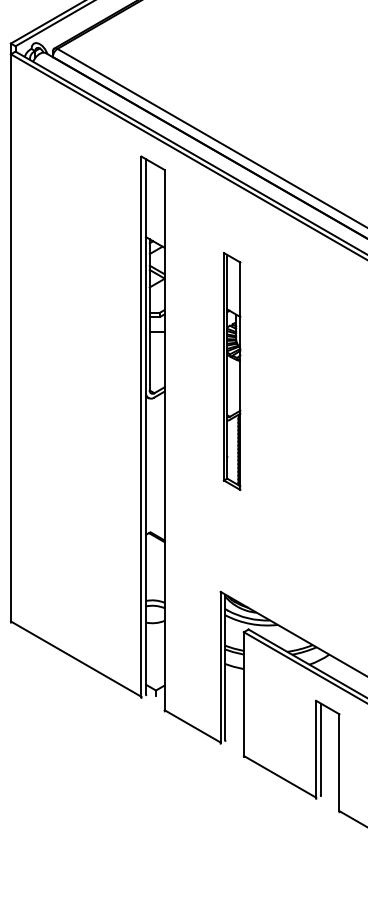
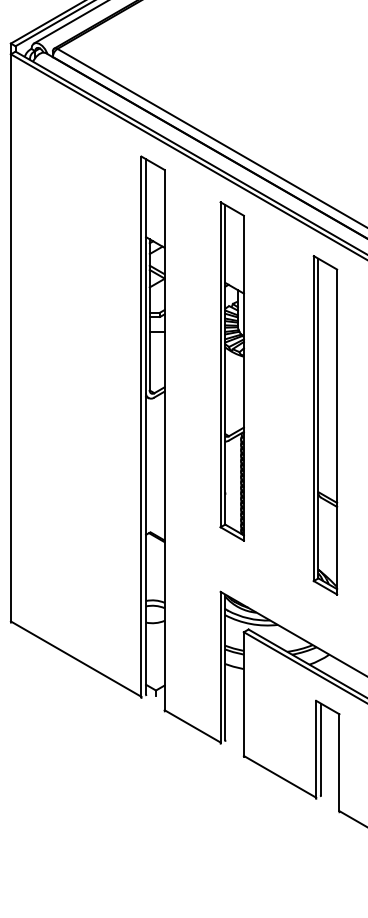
line: none -> present (69, 22)
part size: 20x239 px -> 26x341 px (231, 371)
part: none -> present (325, 425)
